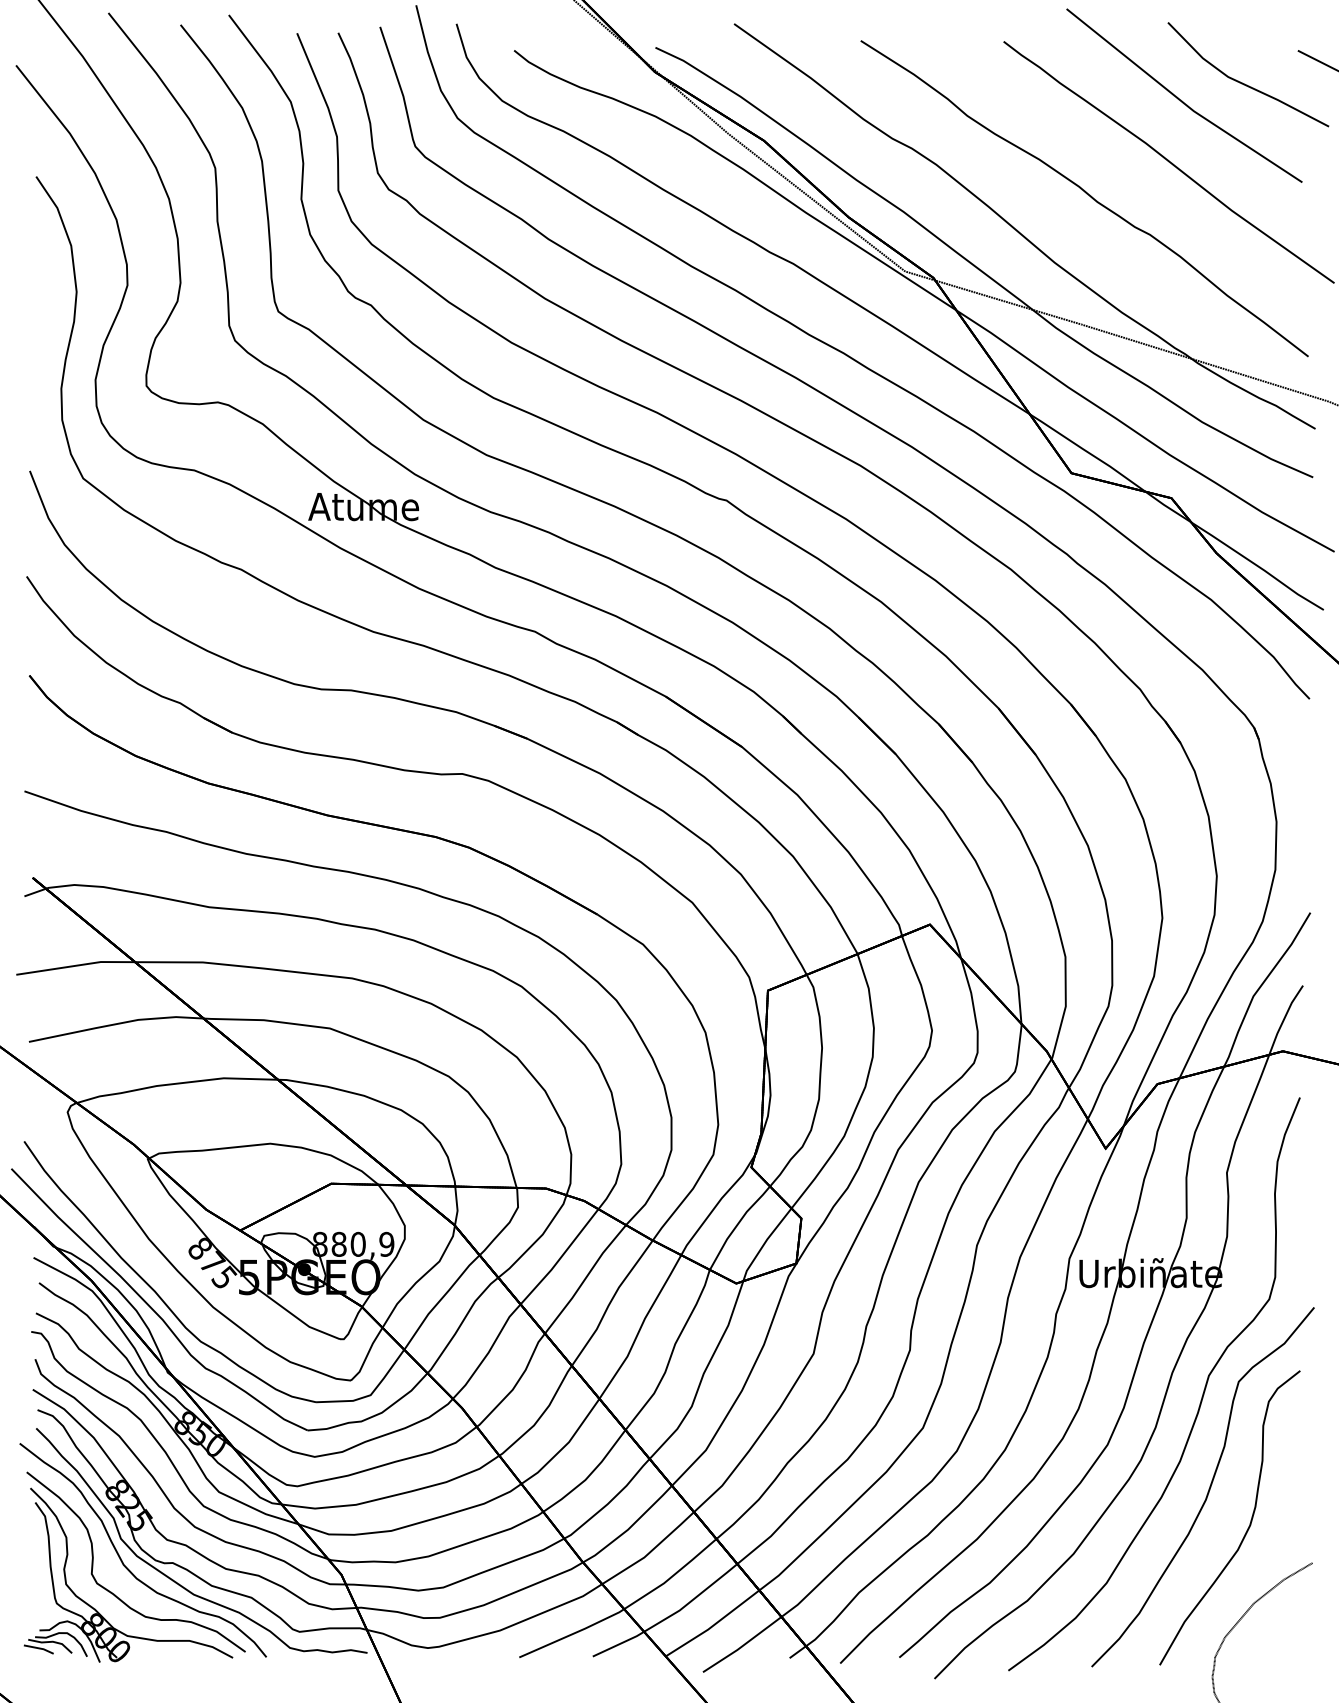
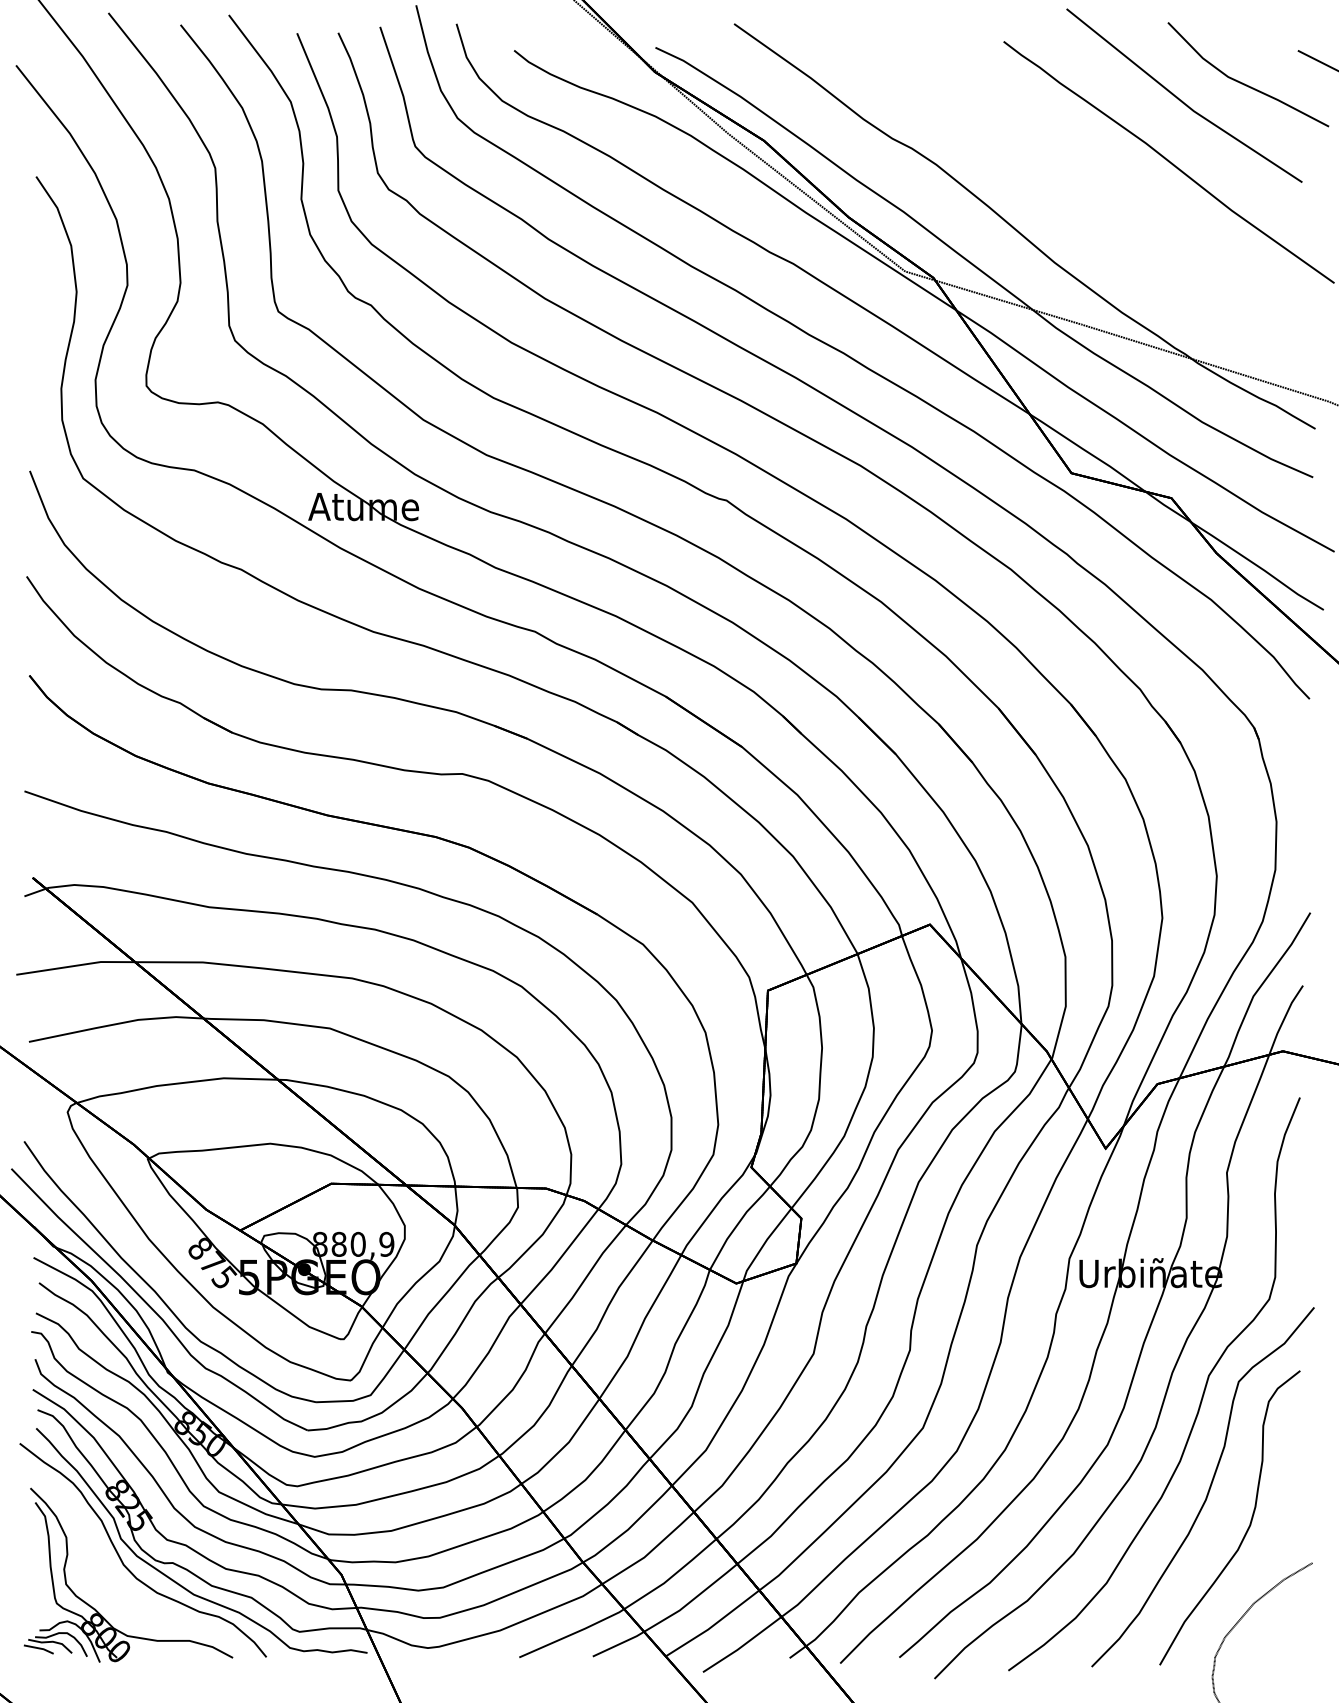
part: present -> none (1084, 198)
curve: present -> none (114, 1593)
